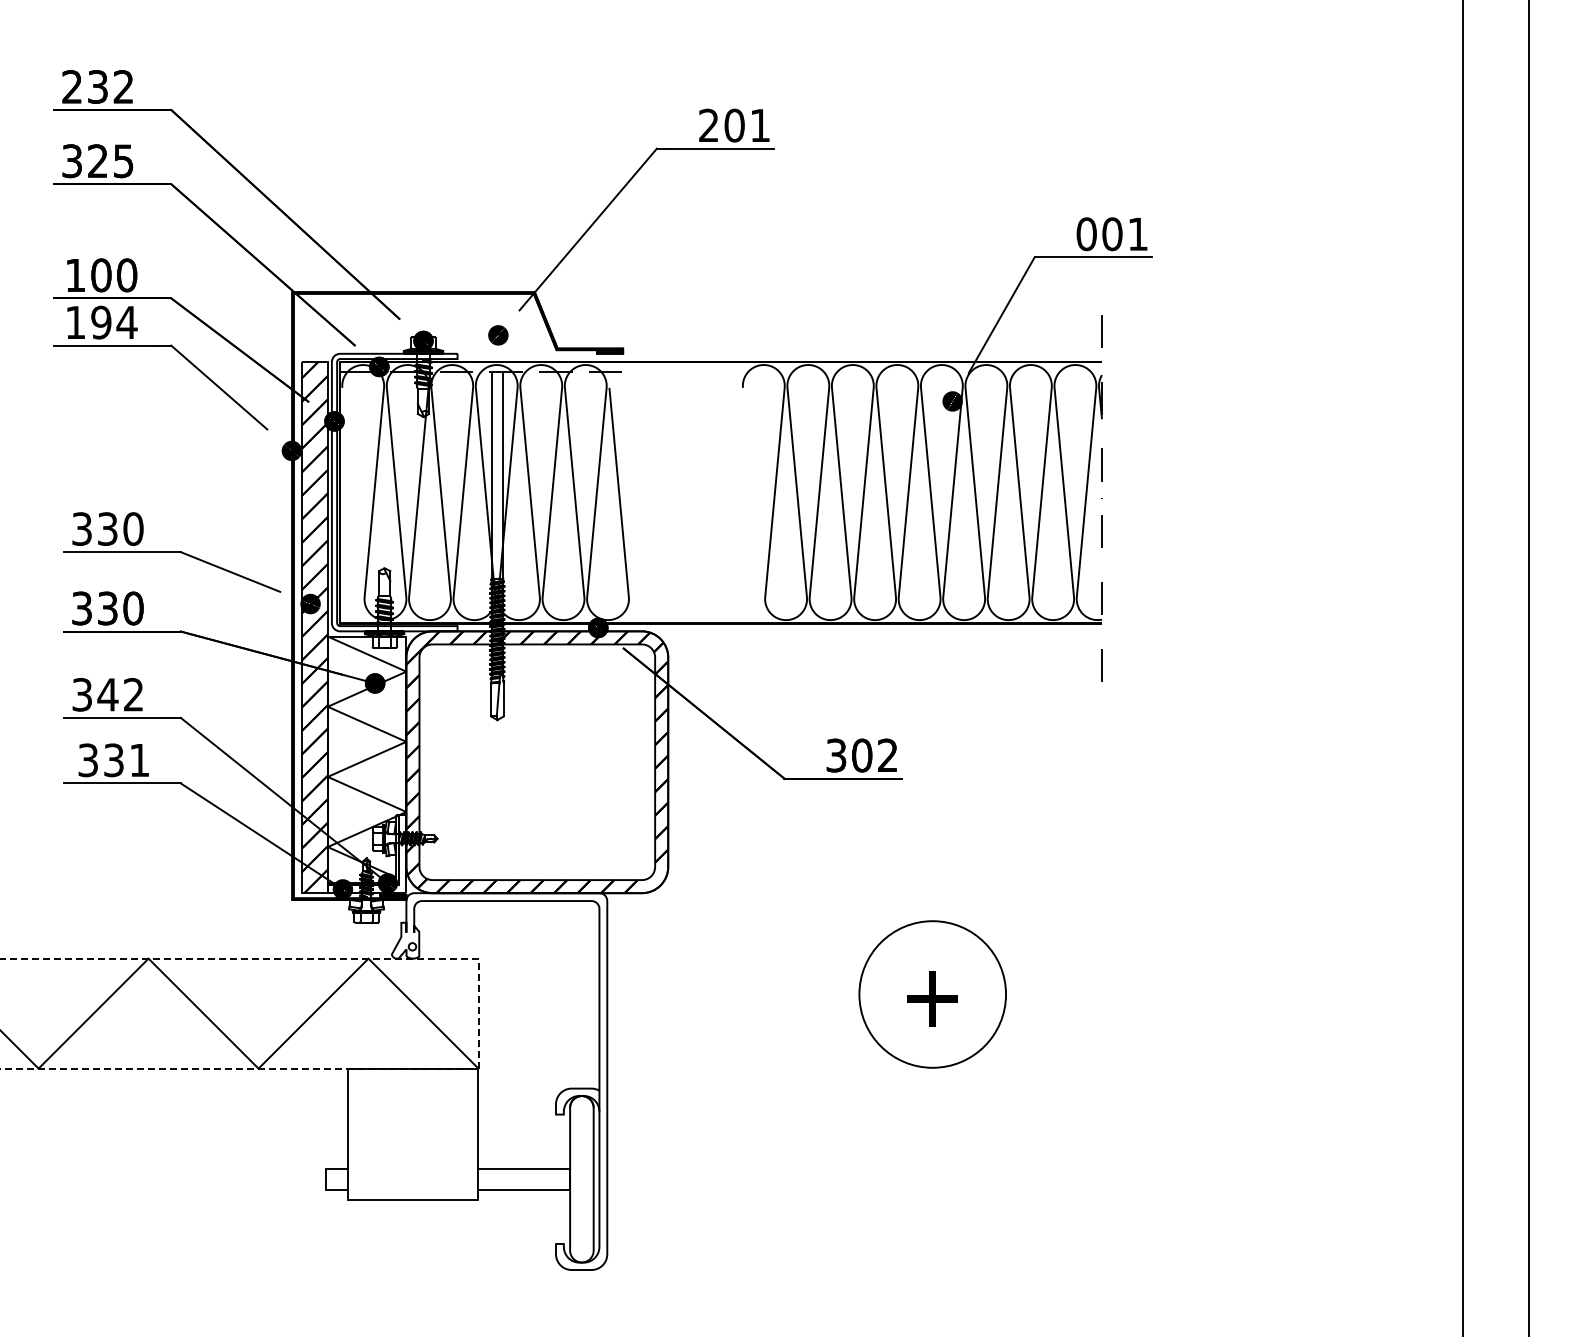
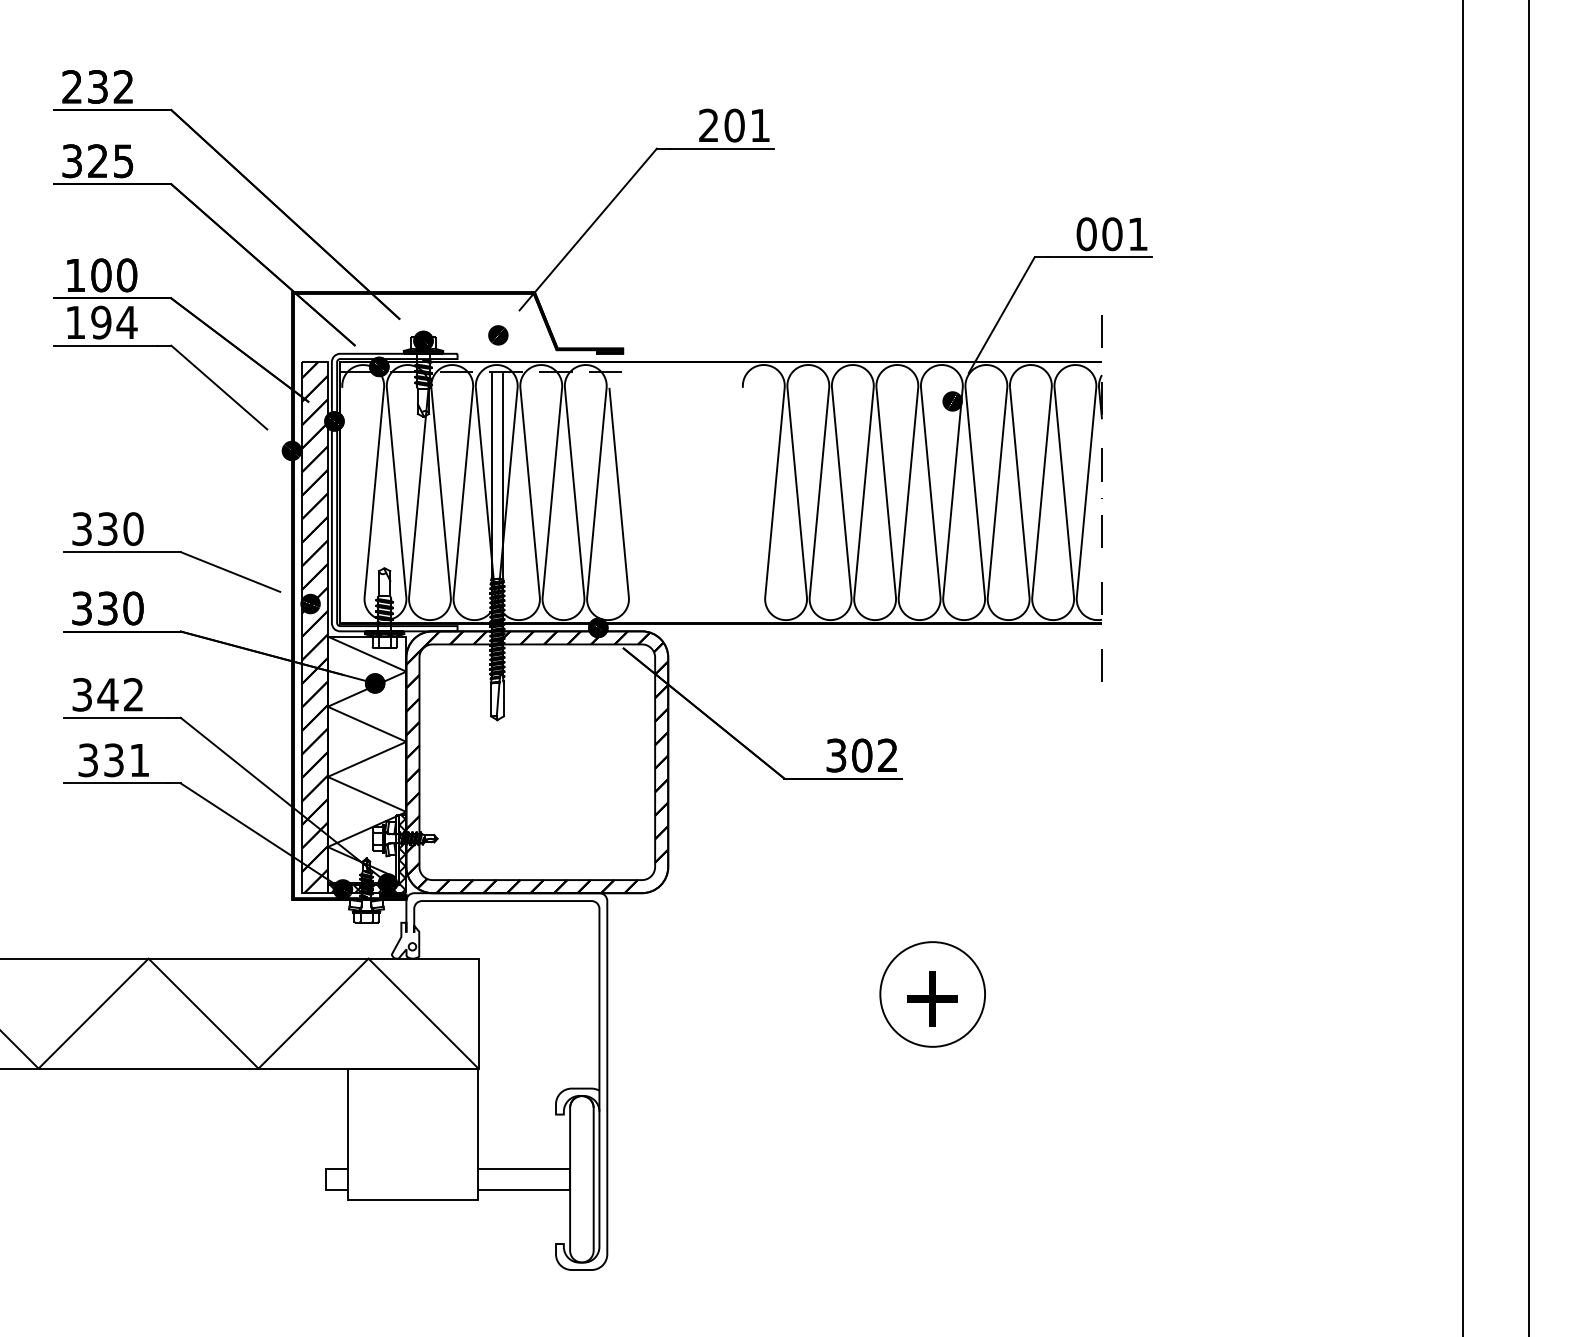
hatch: none -> present (368, 853)
circle diameter: 147 px -> 105 px (932, 994)
line: dashed -> solid (478, 1013)
